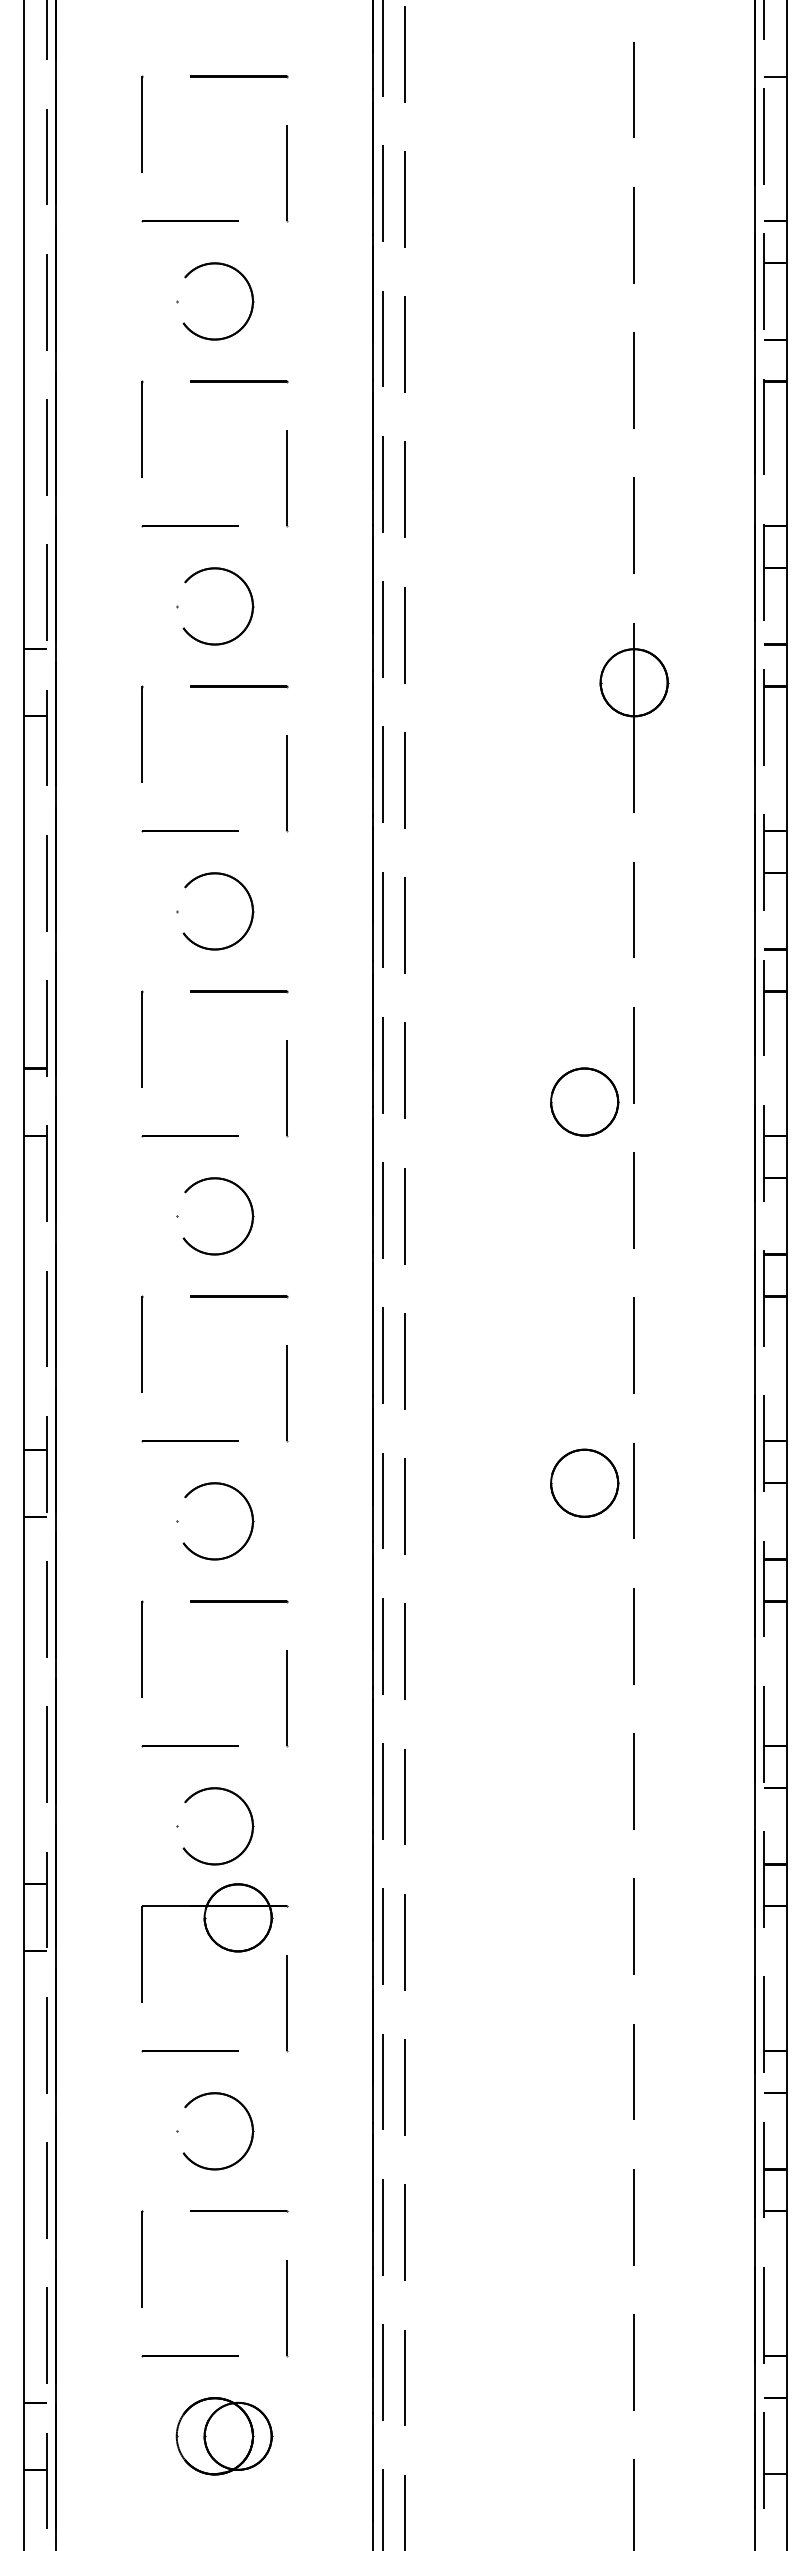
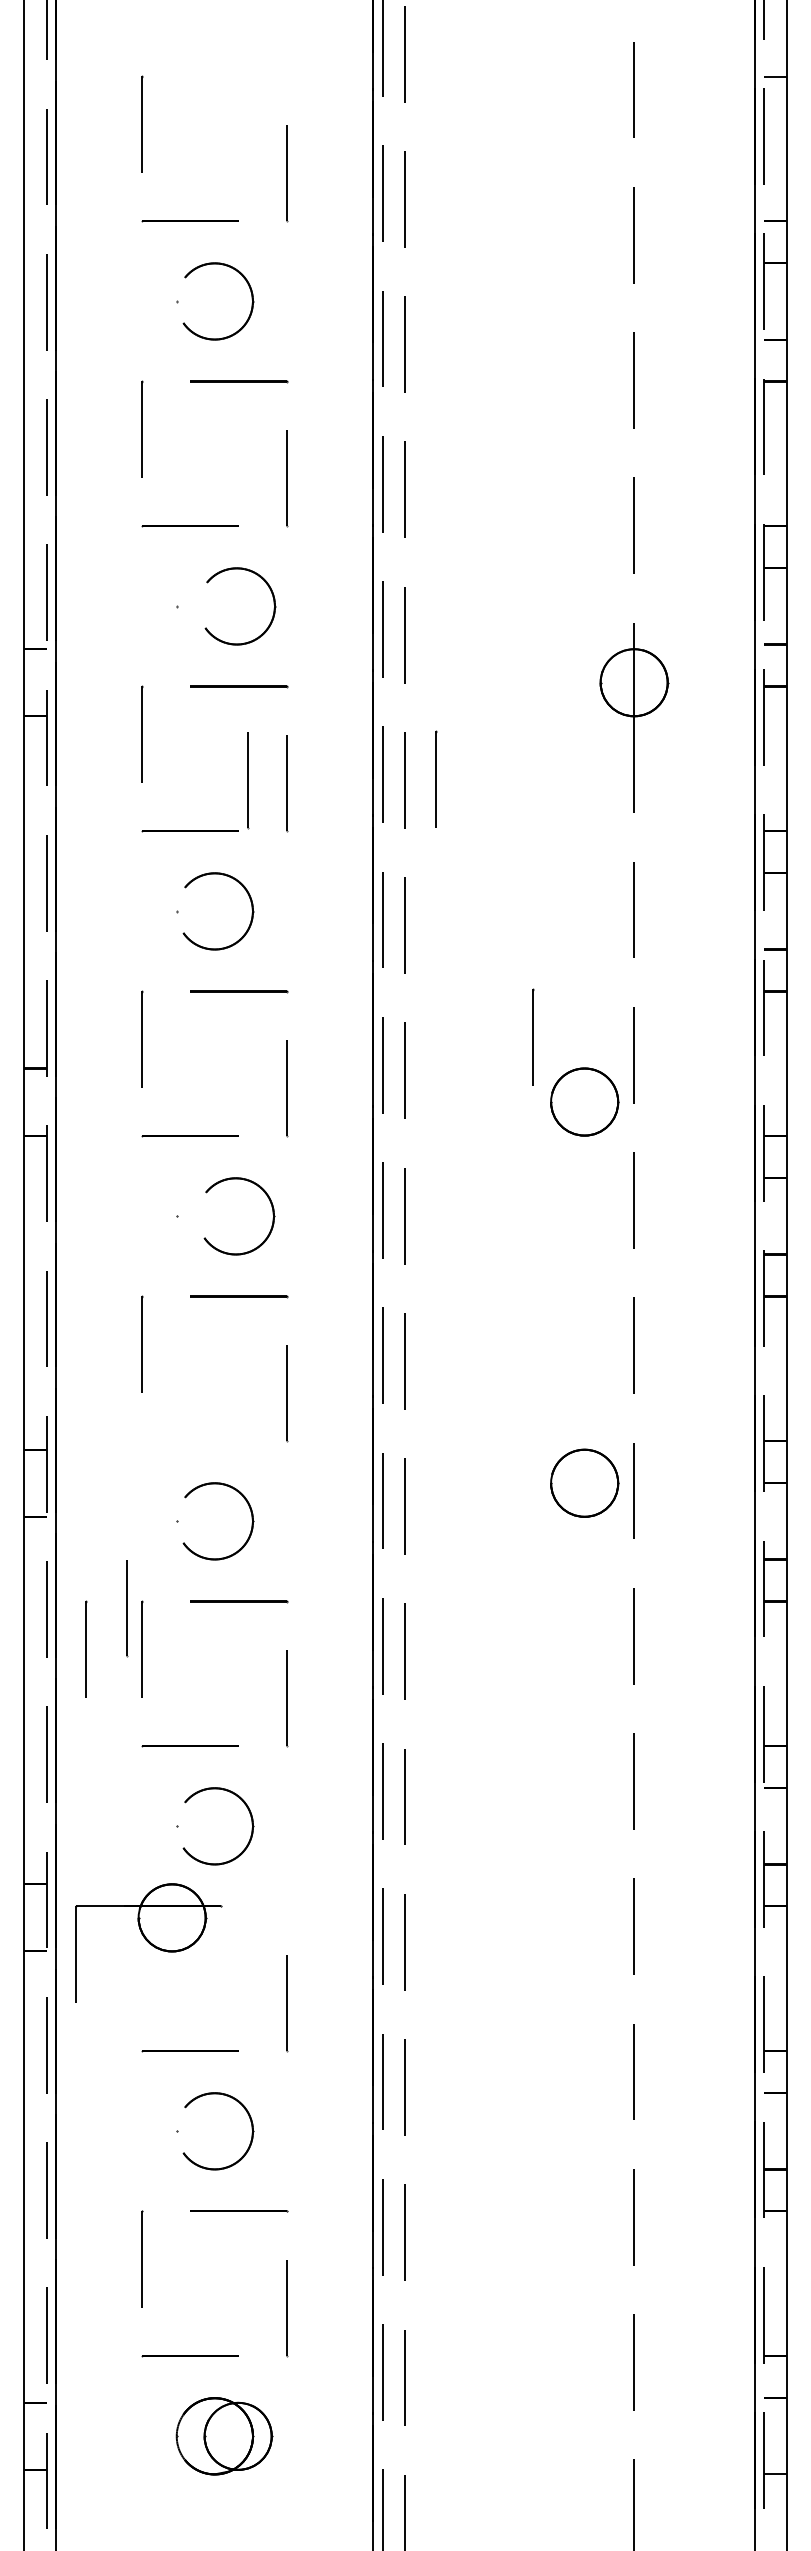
line: present -> none (239, 76)
part position: (251, 604) -> (273, 604) (273, 604)
line: none -> present (436, 778)
line: none -> present (248, 780)
line: none -> present (533, 1036)
part position: (251, 1214) -> (272, 1214) (272, 1214)
line: present -> none (189, 1441)
line: none -> present (127, 1608)
line: none -> present (86, 1648)
part position: (214, 1942) -> (148, 1942) (148, 1942)
